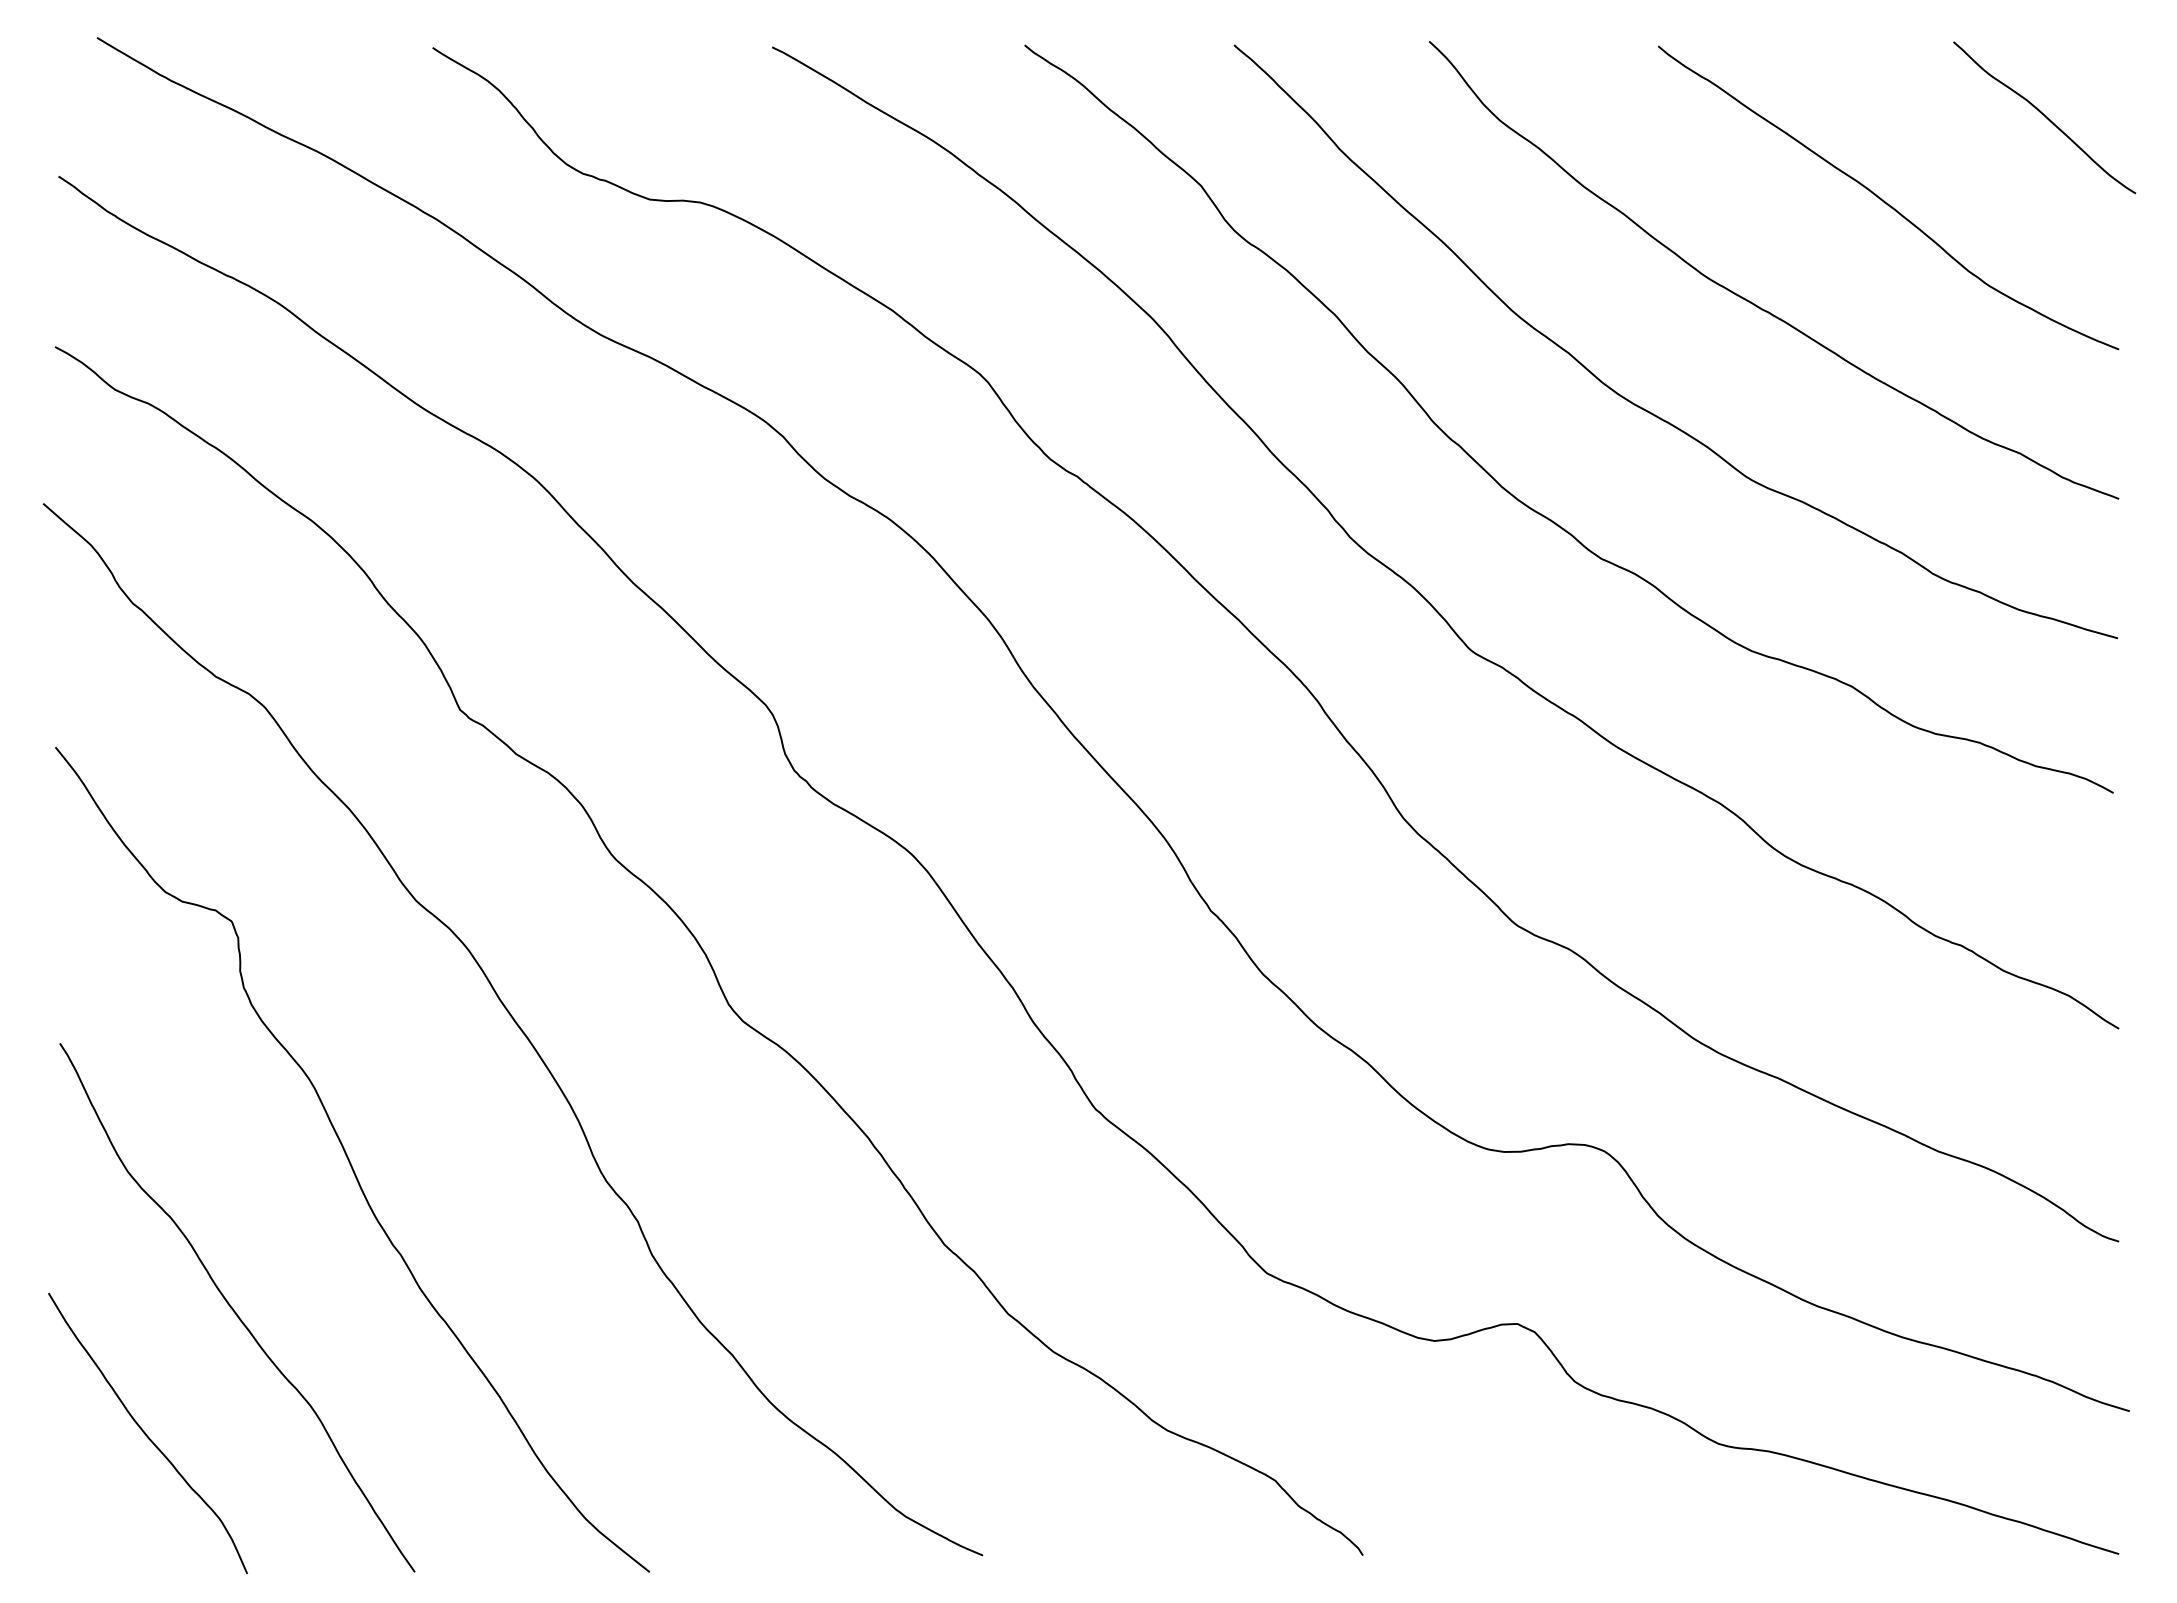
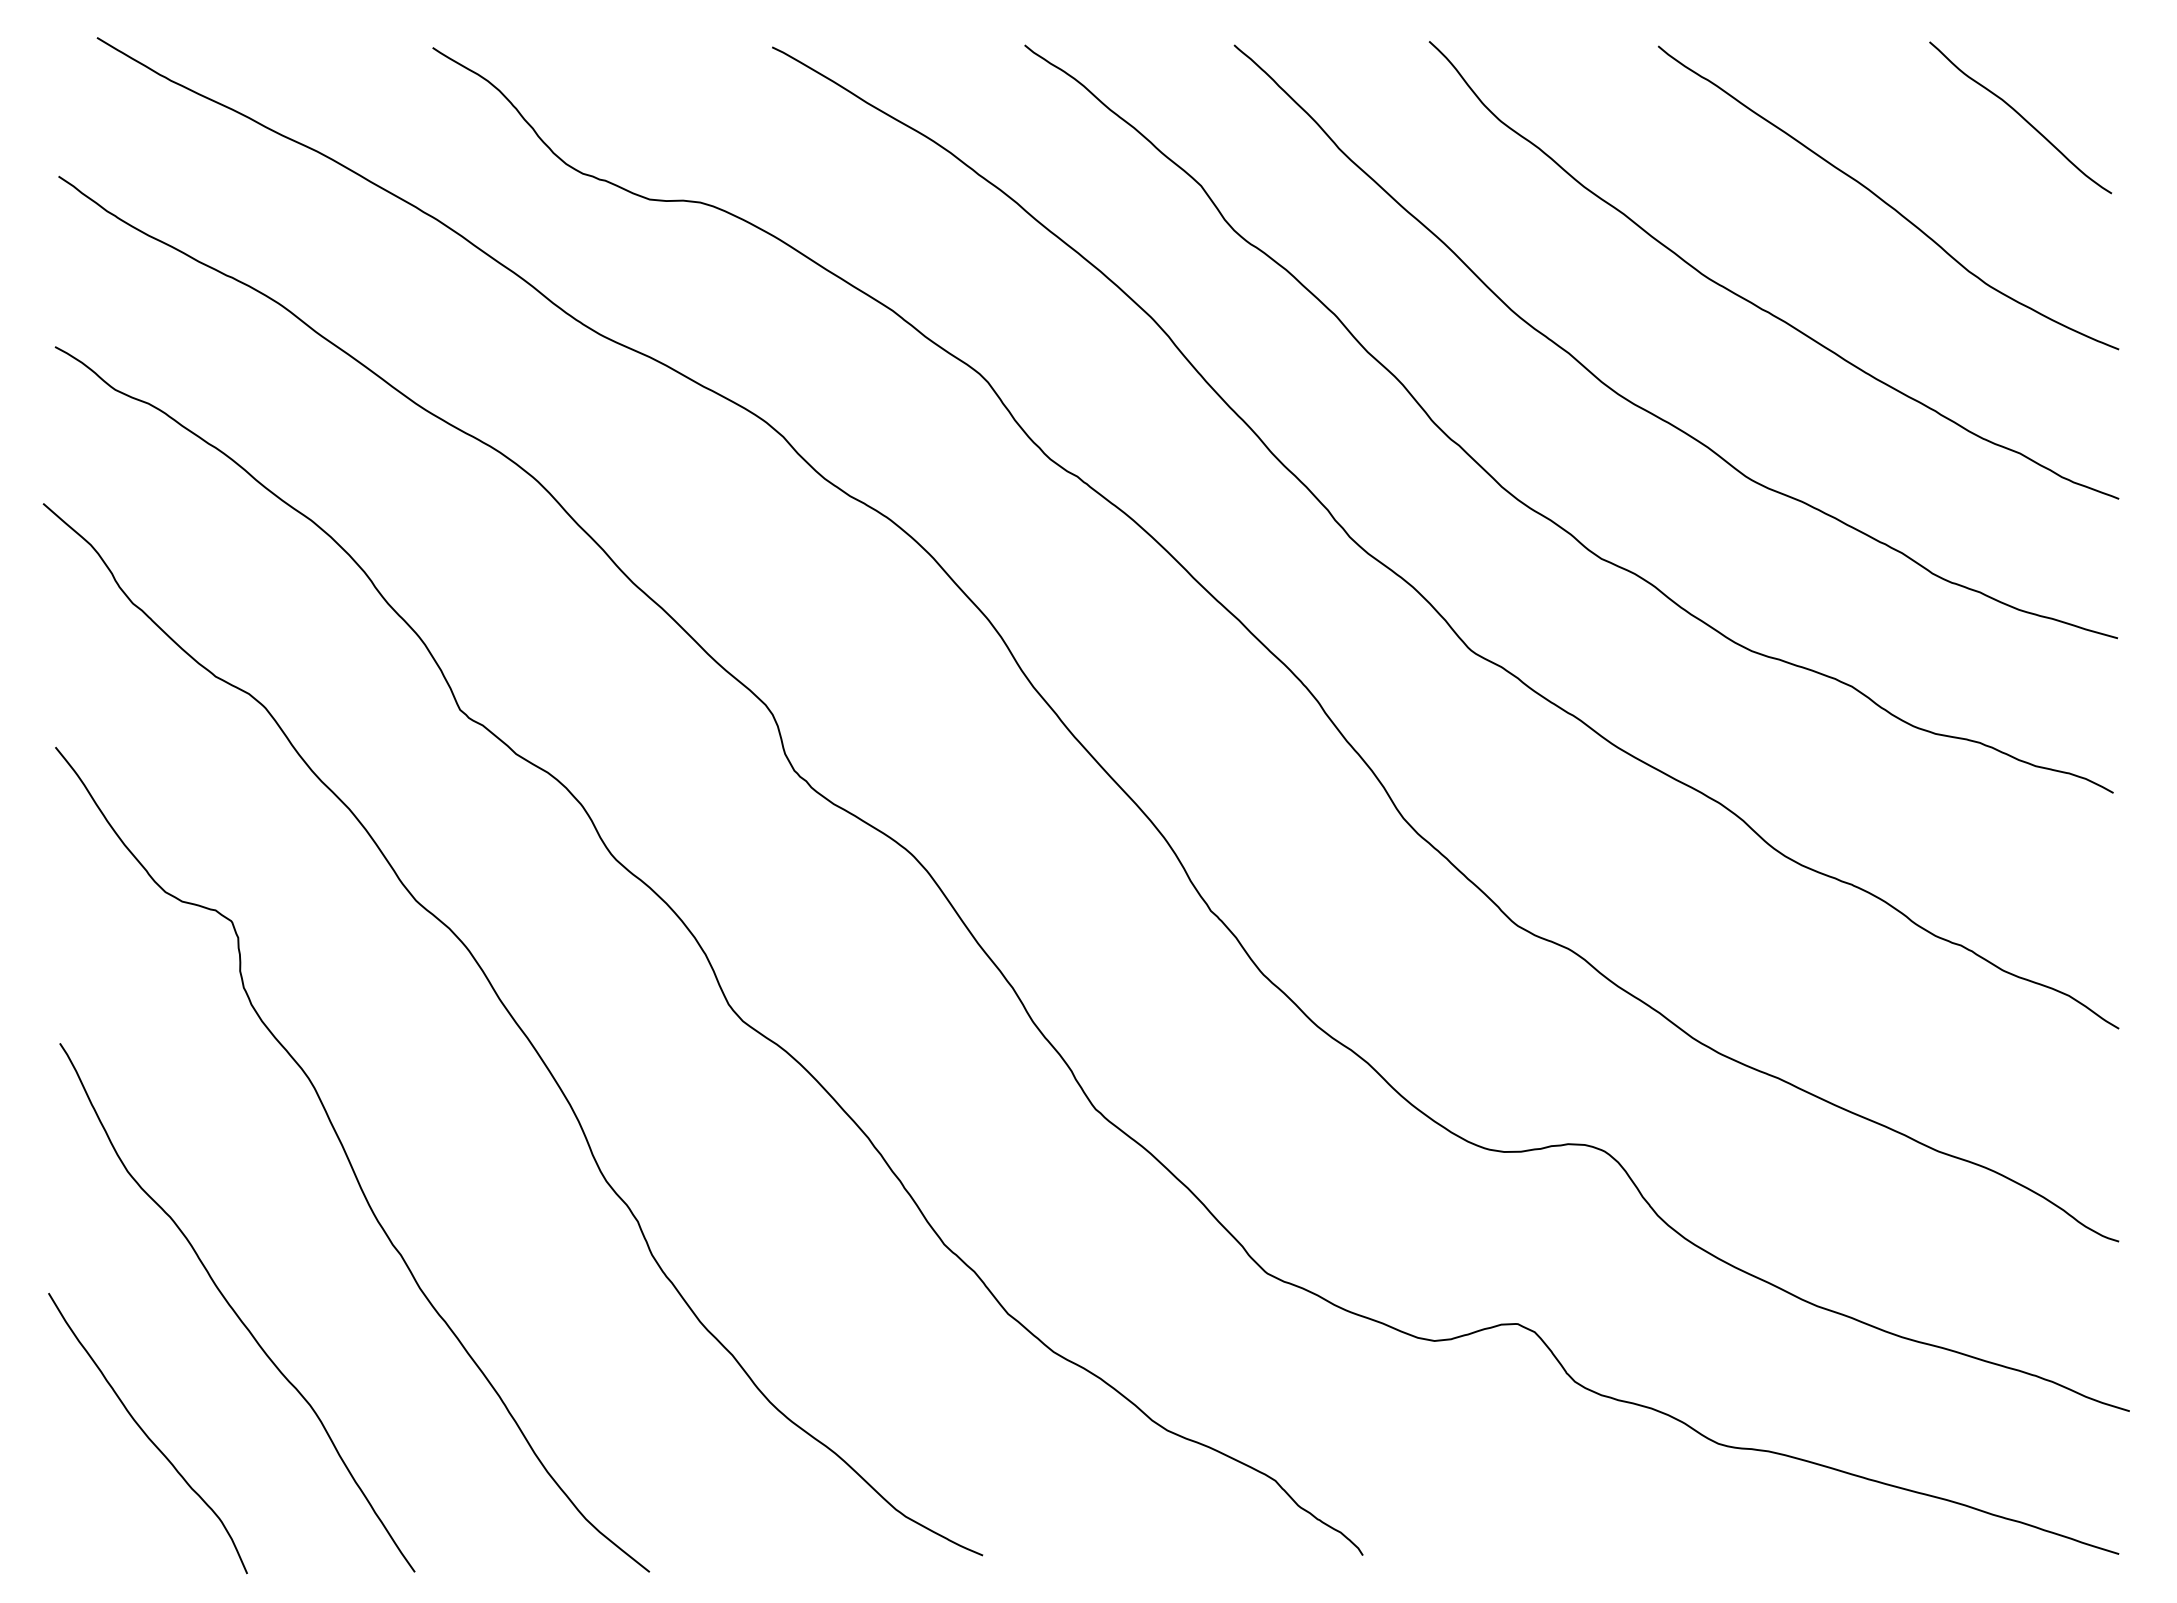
curve position: (2044, 116) -> (2020, 116) (2020, 116)
